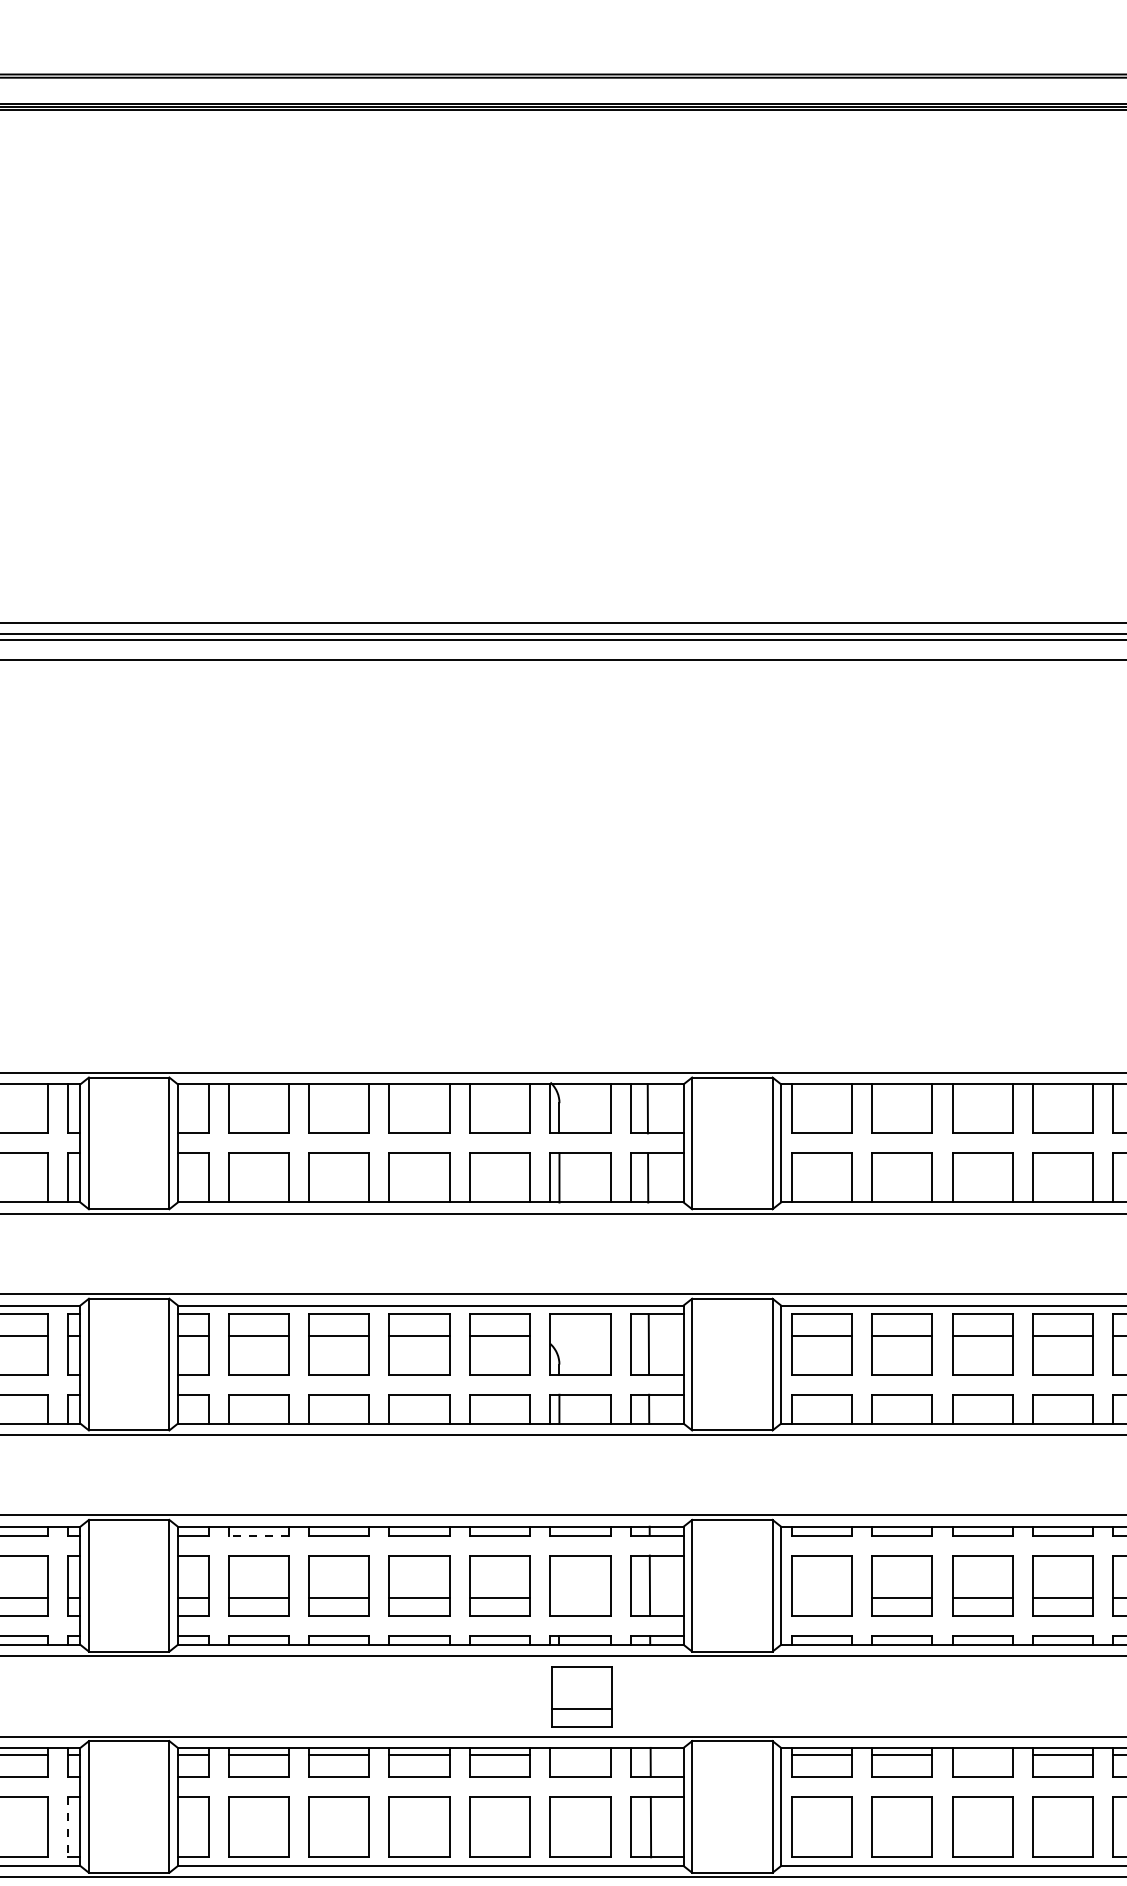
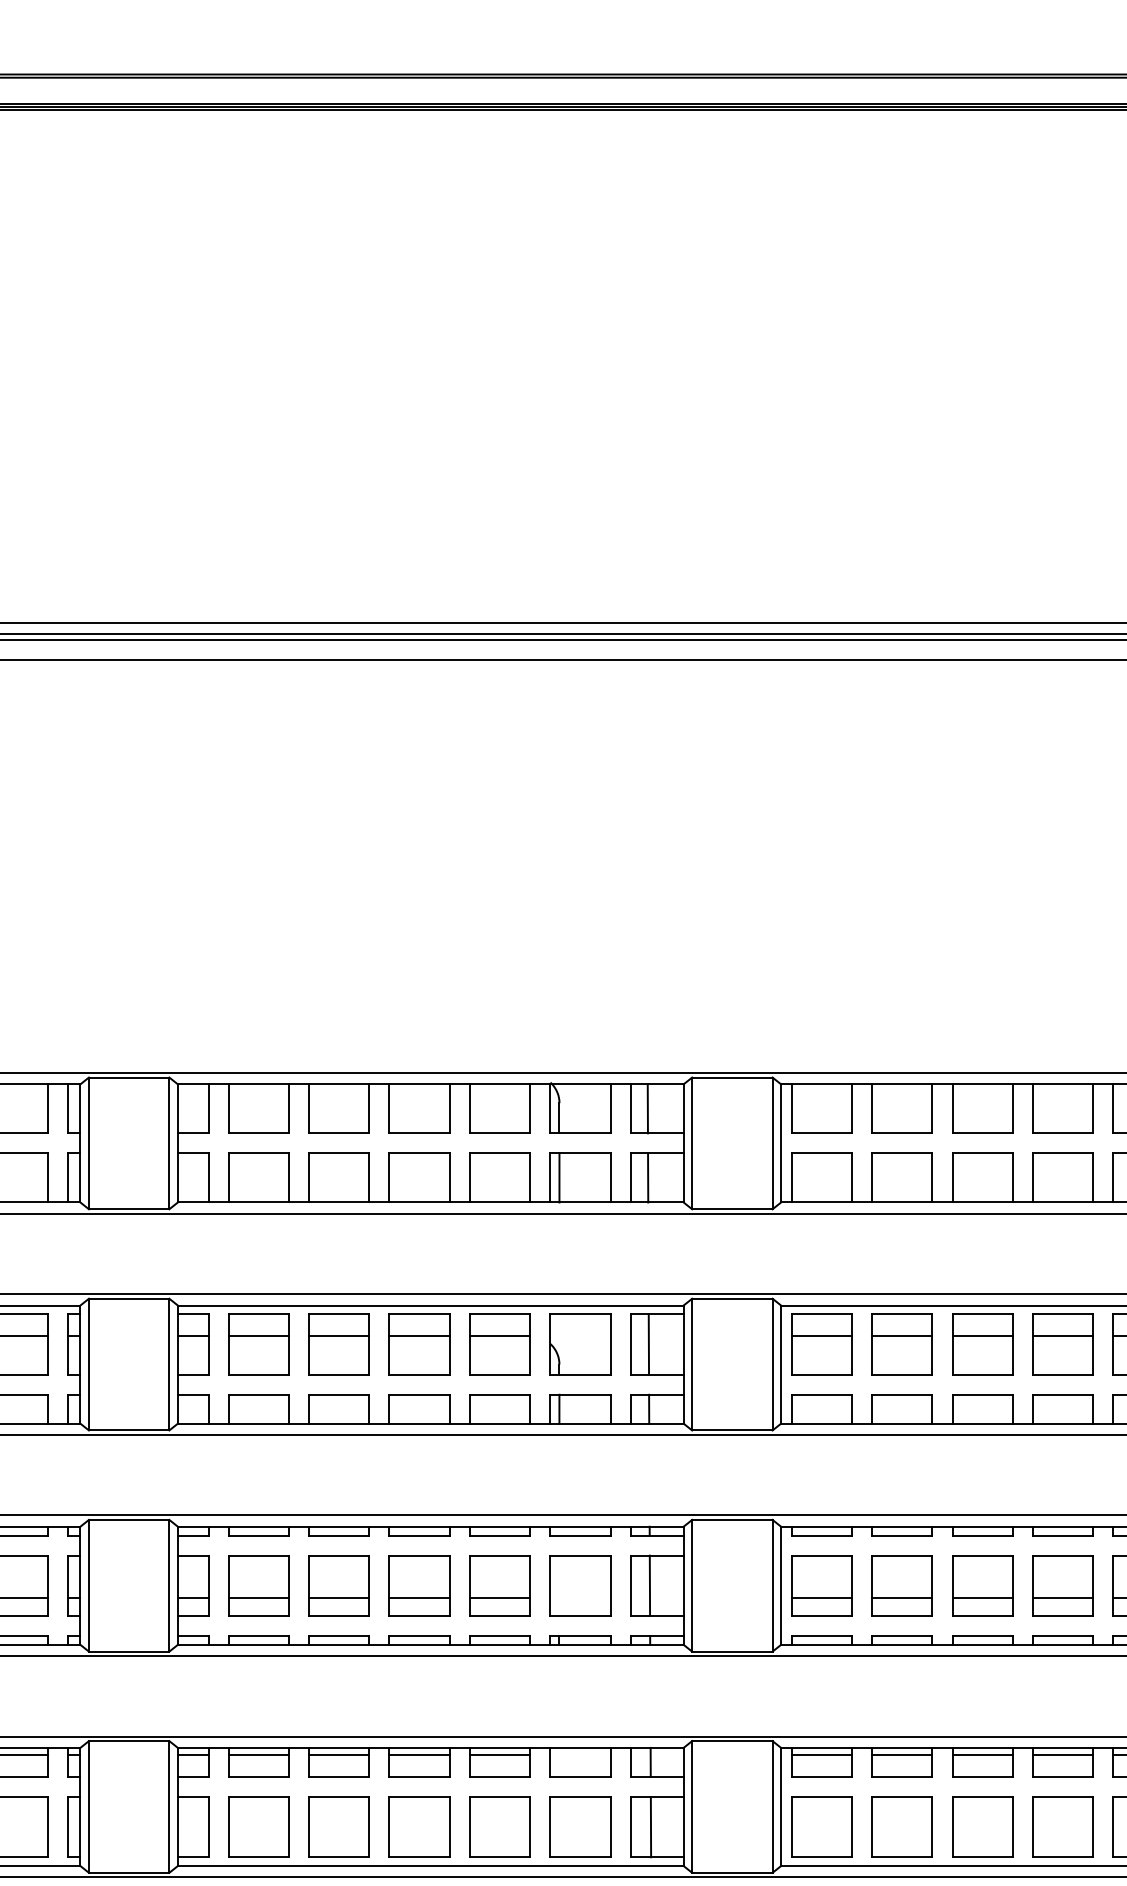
line: dashed -> solid (258, 1535)
line: none -> present (821, 1597)
part: present -> none (581, 1696)
line: none -> present (982, 1754)
line: dashed -> solid (67, 1827)
